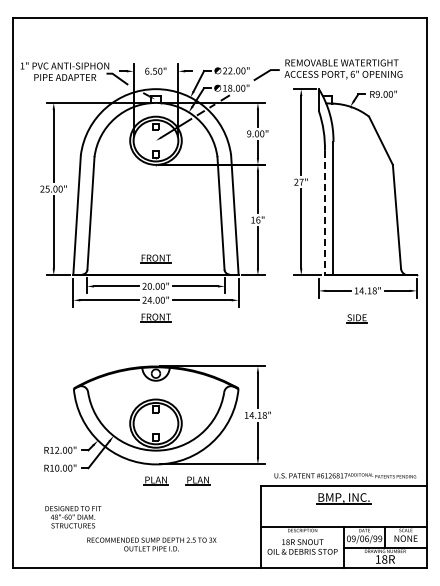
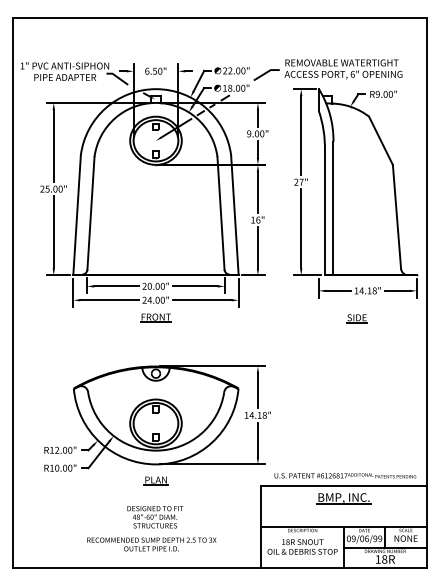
line: dashed -> solid (324, 212)
part: present -> none (155, 258)
part: present -> none (197, 480)
text position: (73, 517) -> (155, 517) (155, 517)
